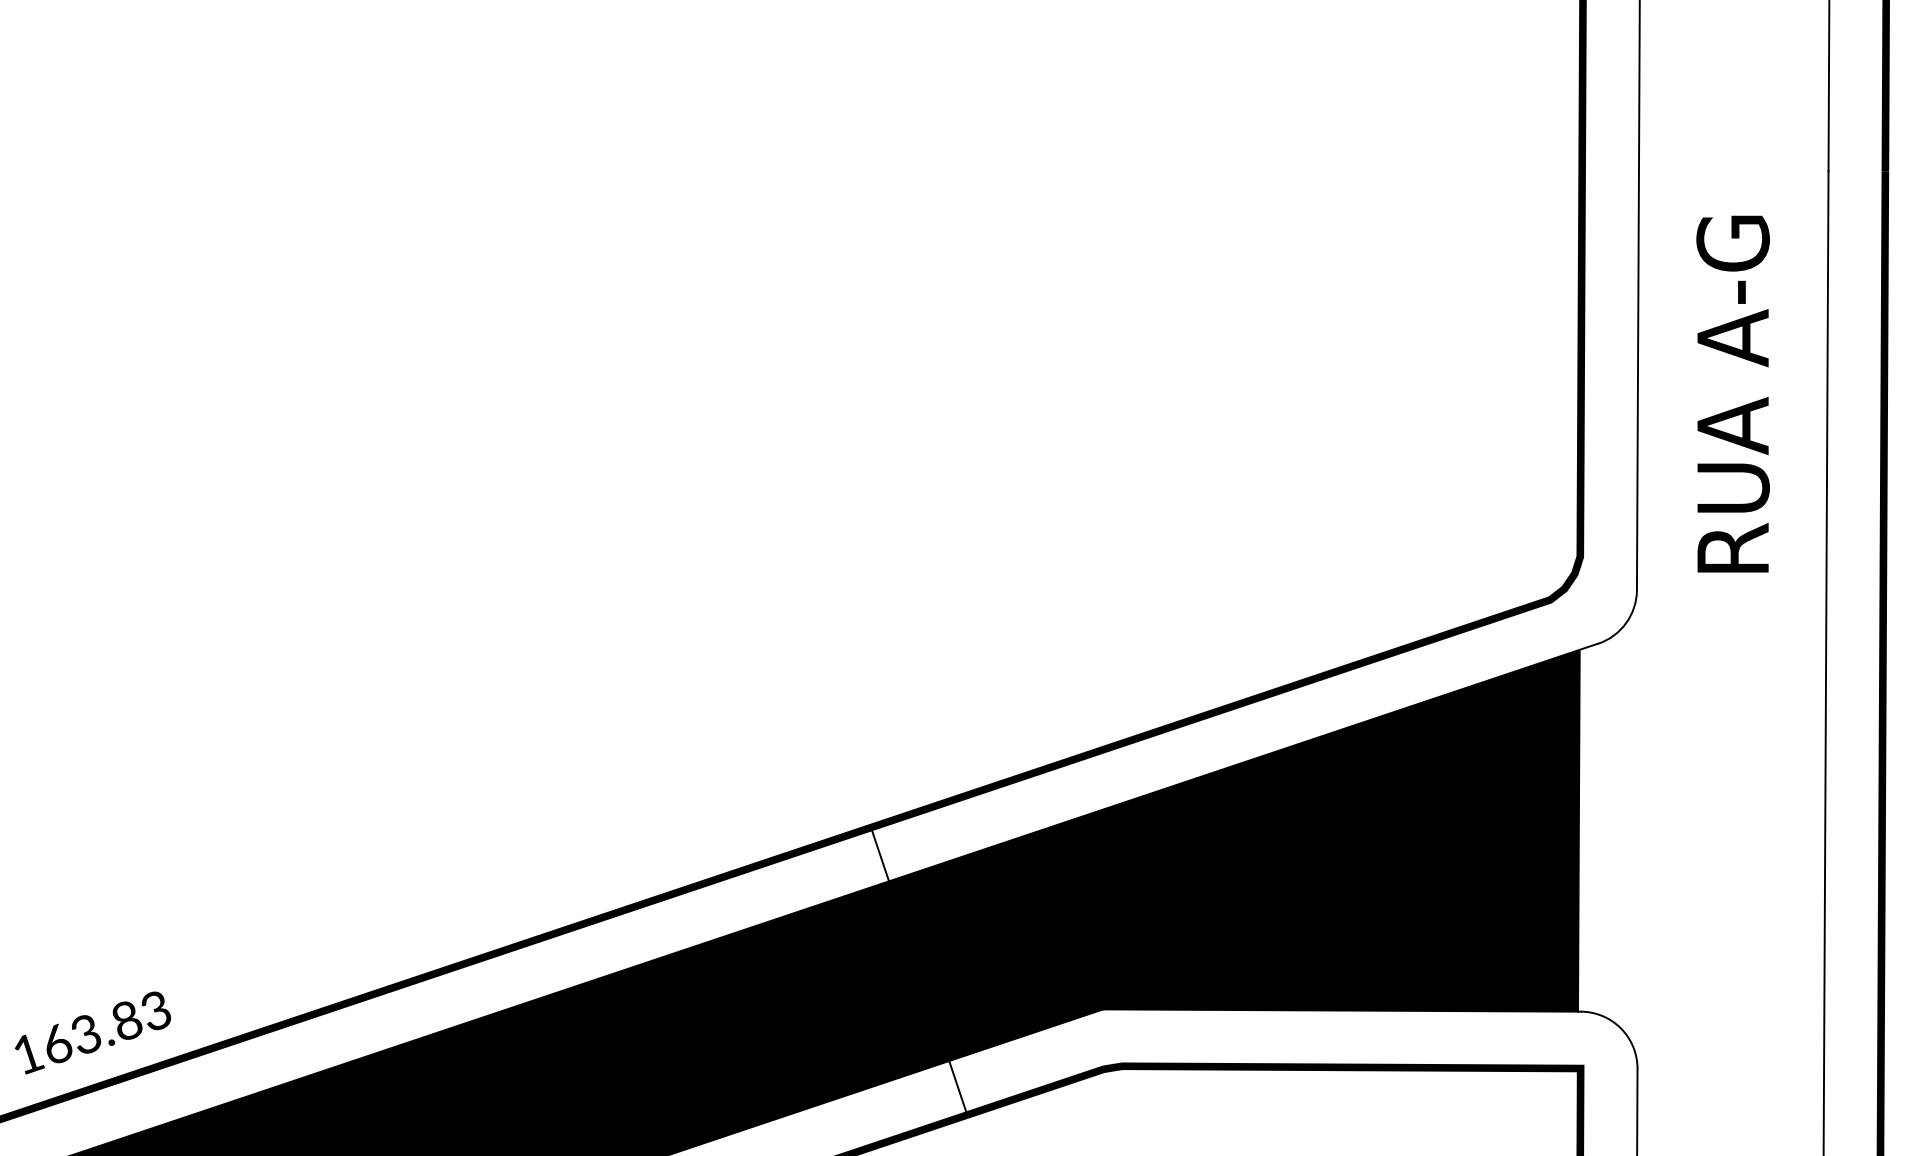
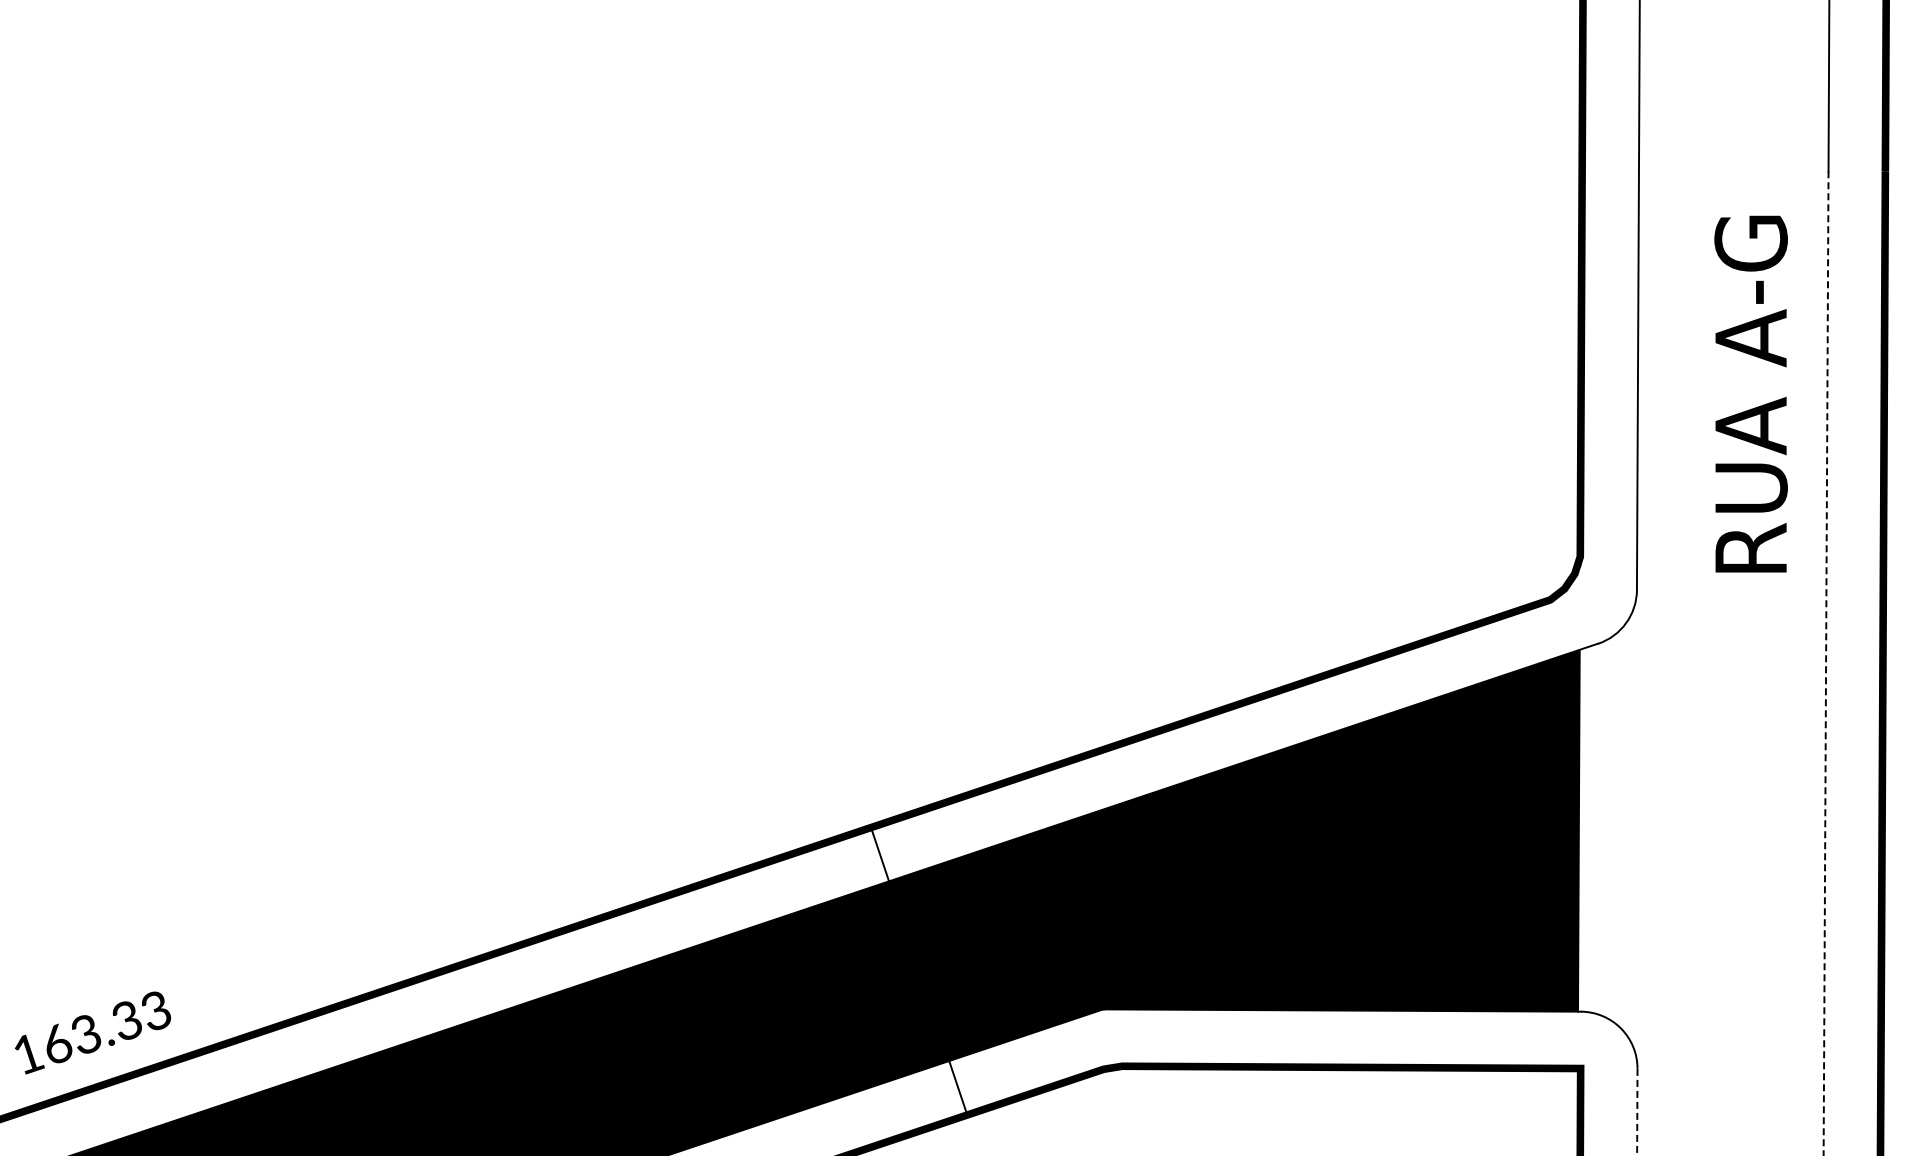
text position: (1732, 393) -> (1750, 393) (1750, 393)
line: solid -> dashed (1826, 663)
text: 163.83 -> 163.33 (127, 1019)
line: solid -> dashed (1637, 1112)
